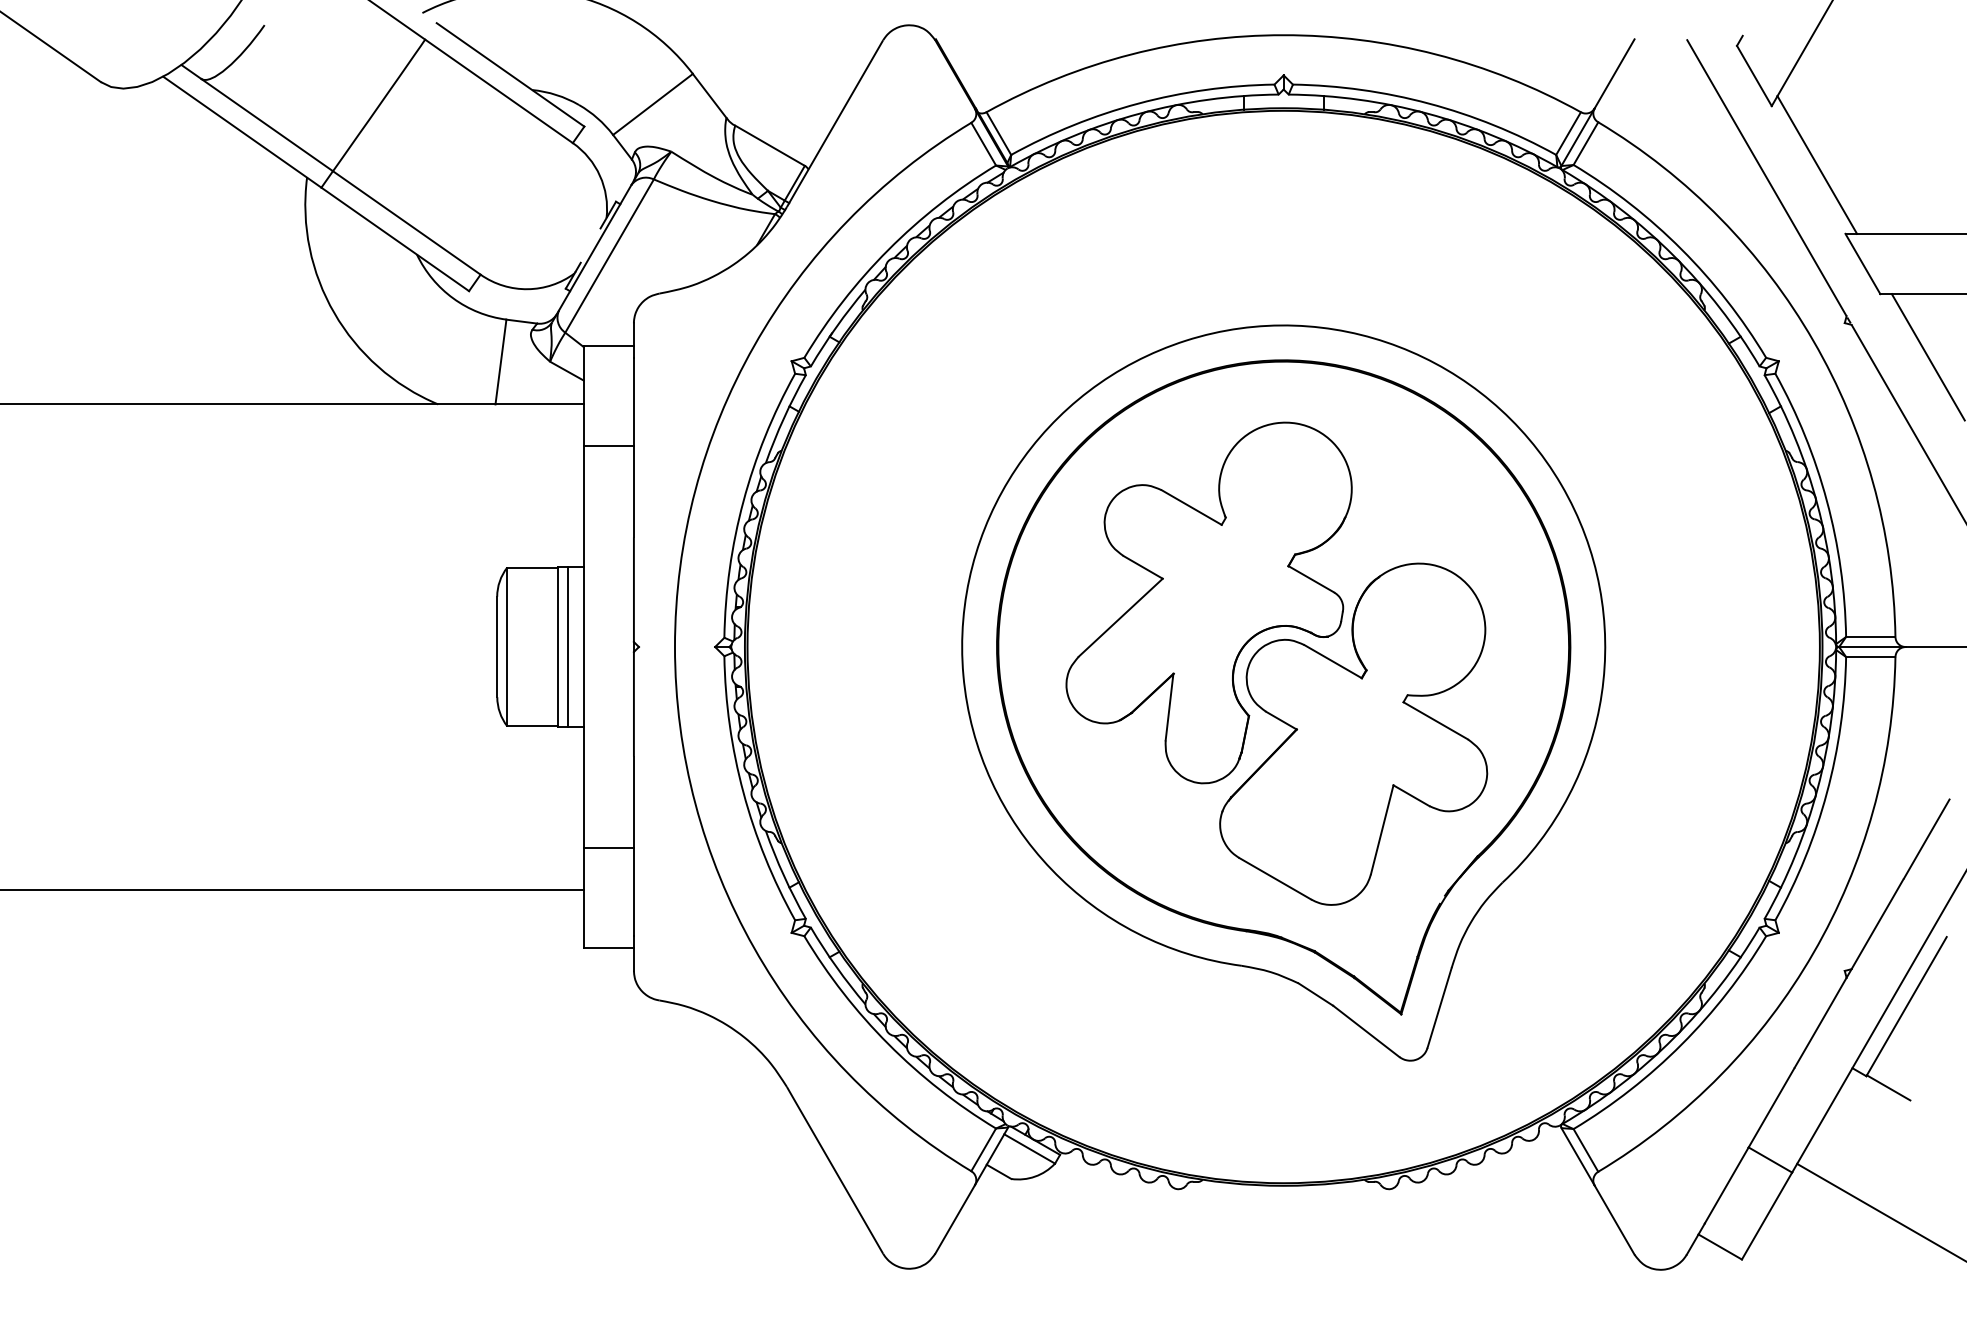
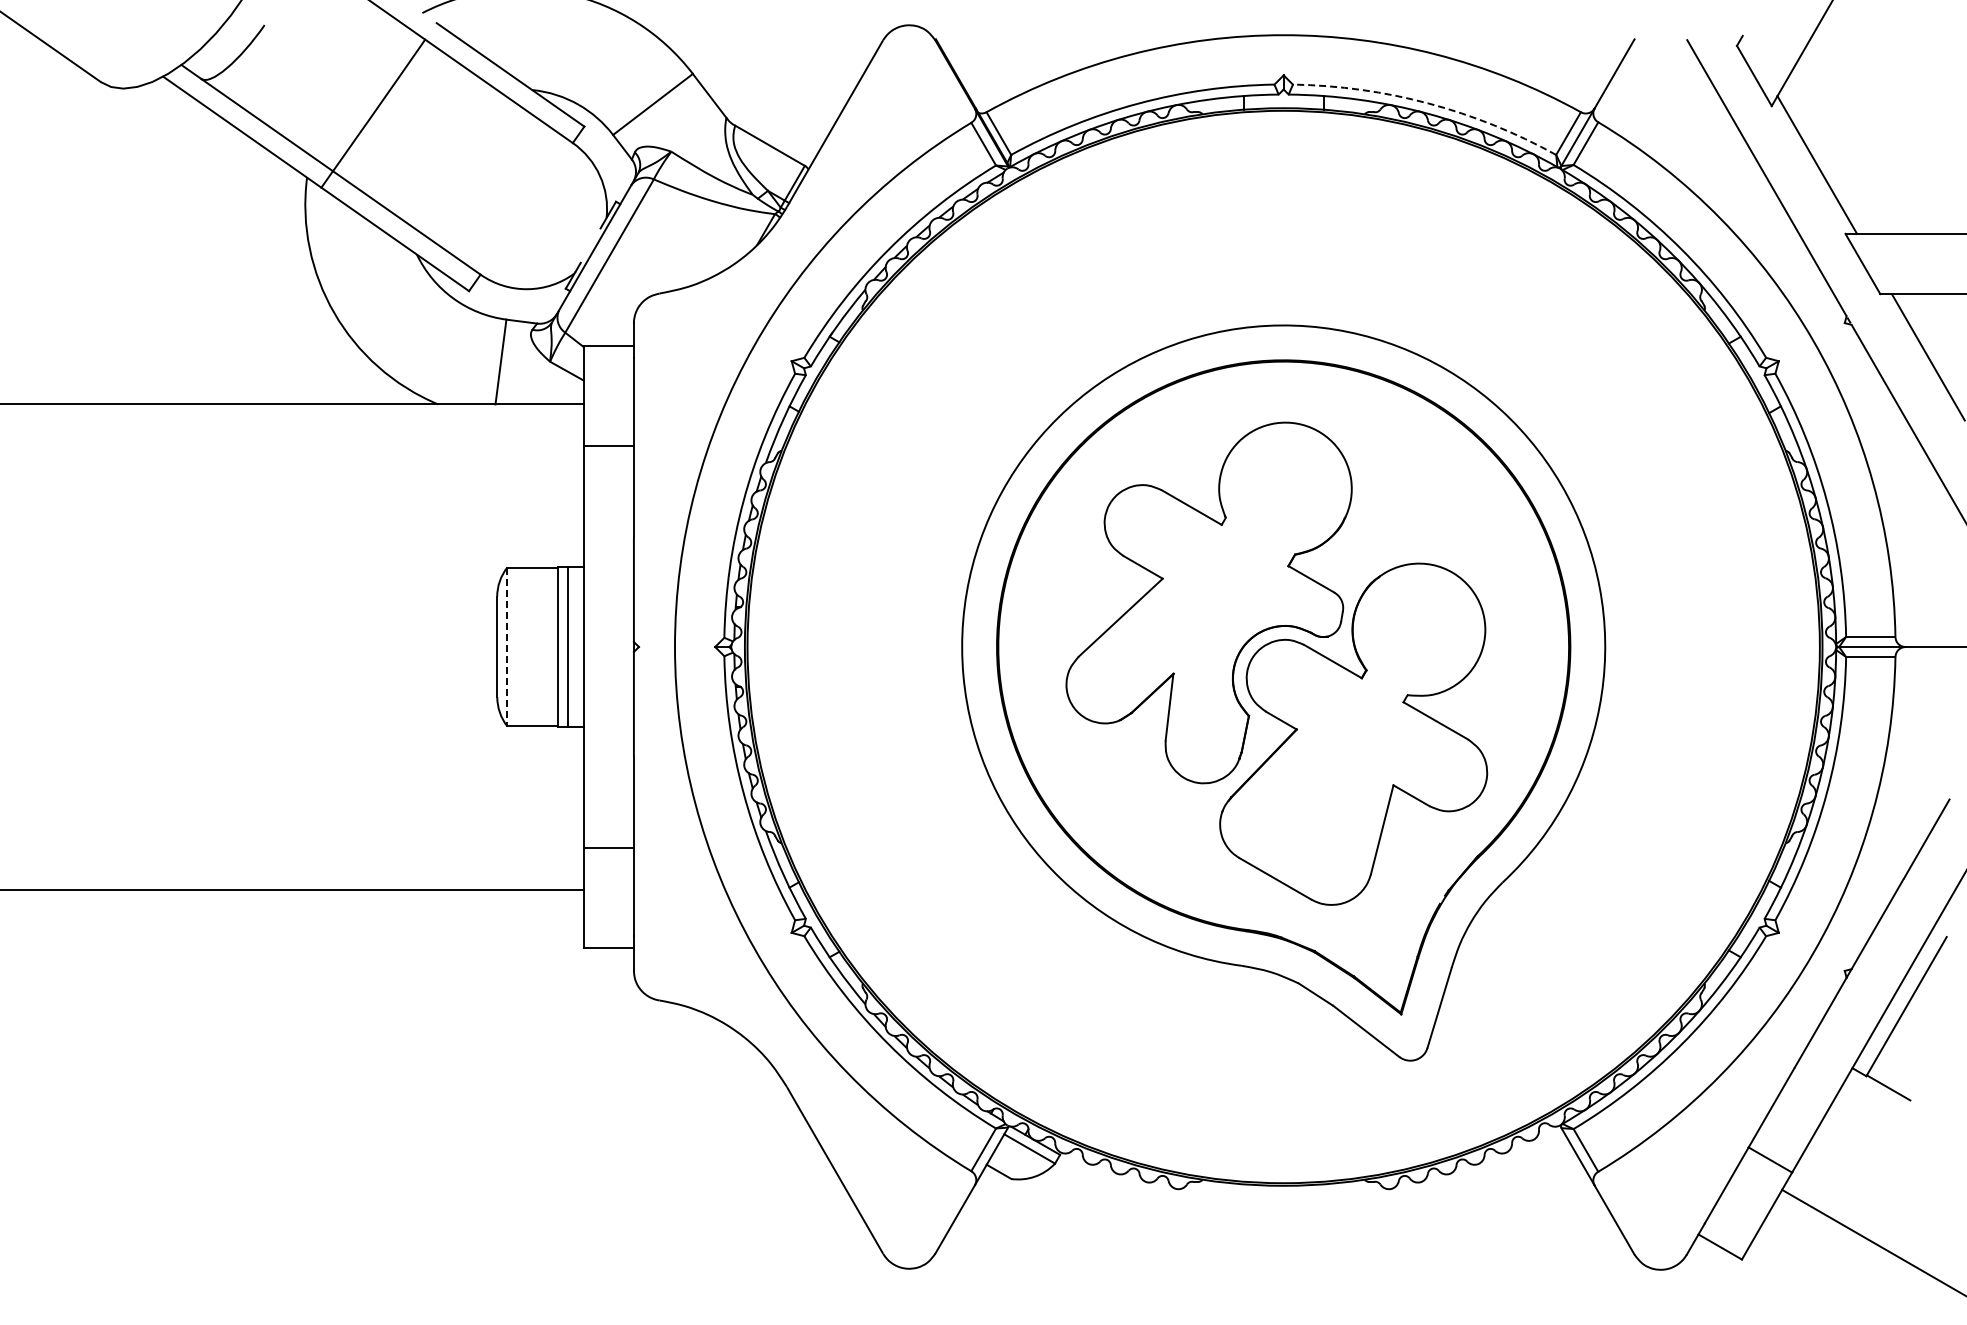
arc: solid -> dashed (1428, 103)
line: solid -> dashed (507, 647)
line position: (1880, 1211) -> (1872, 1241) (1872, 1241)
